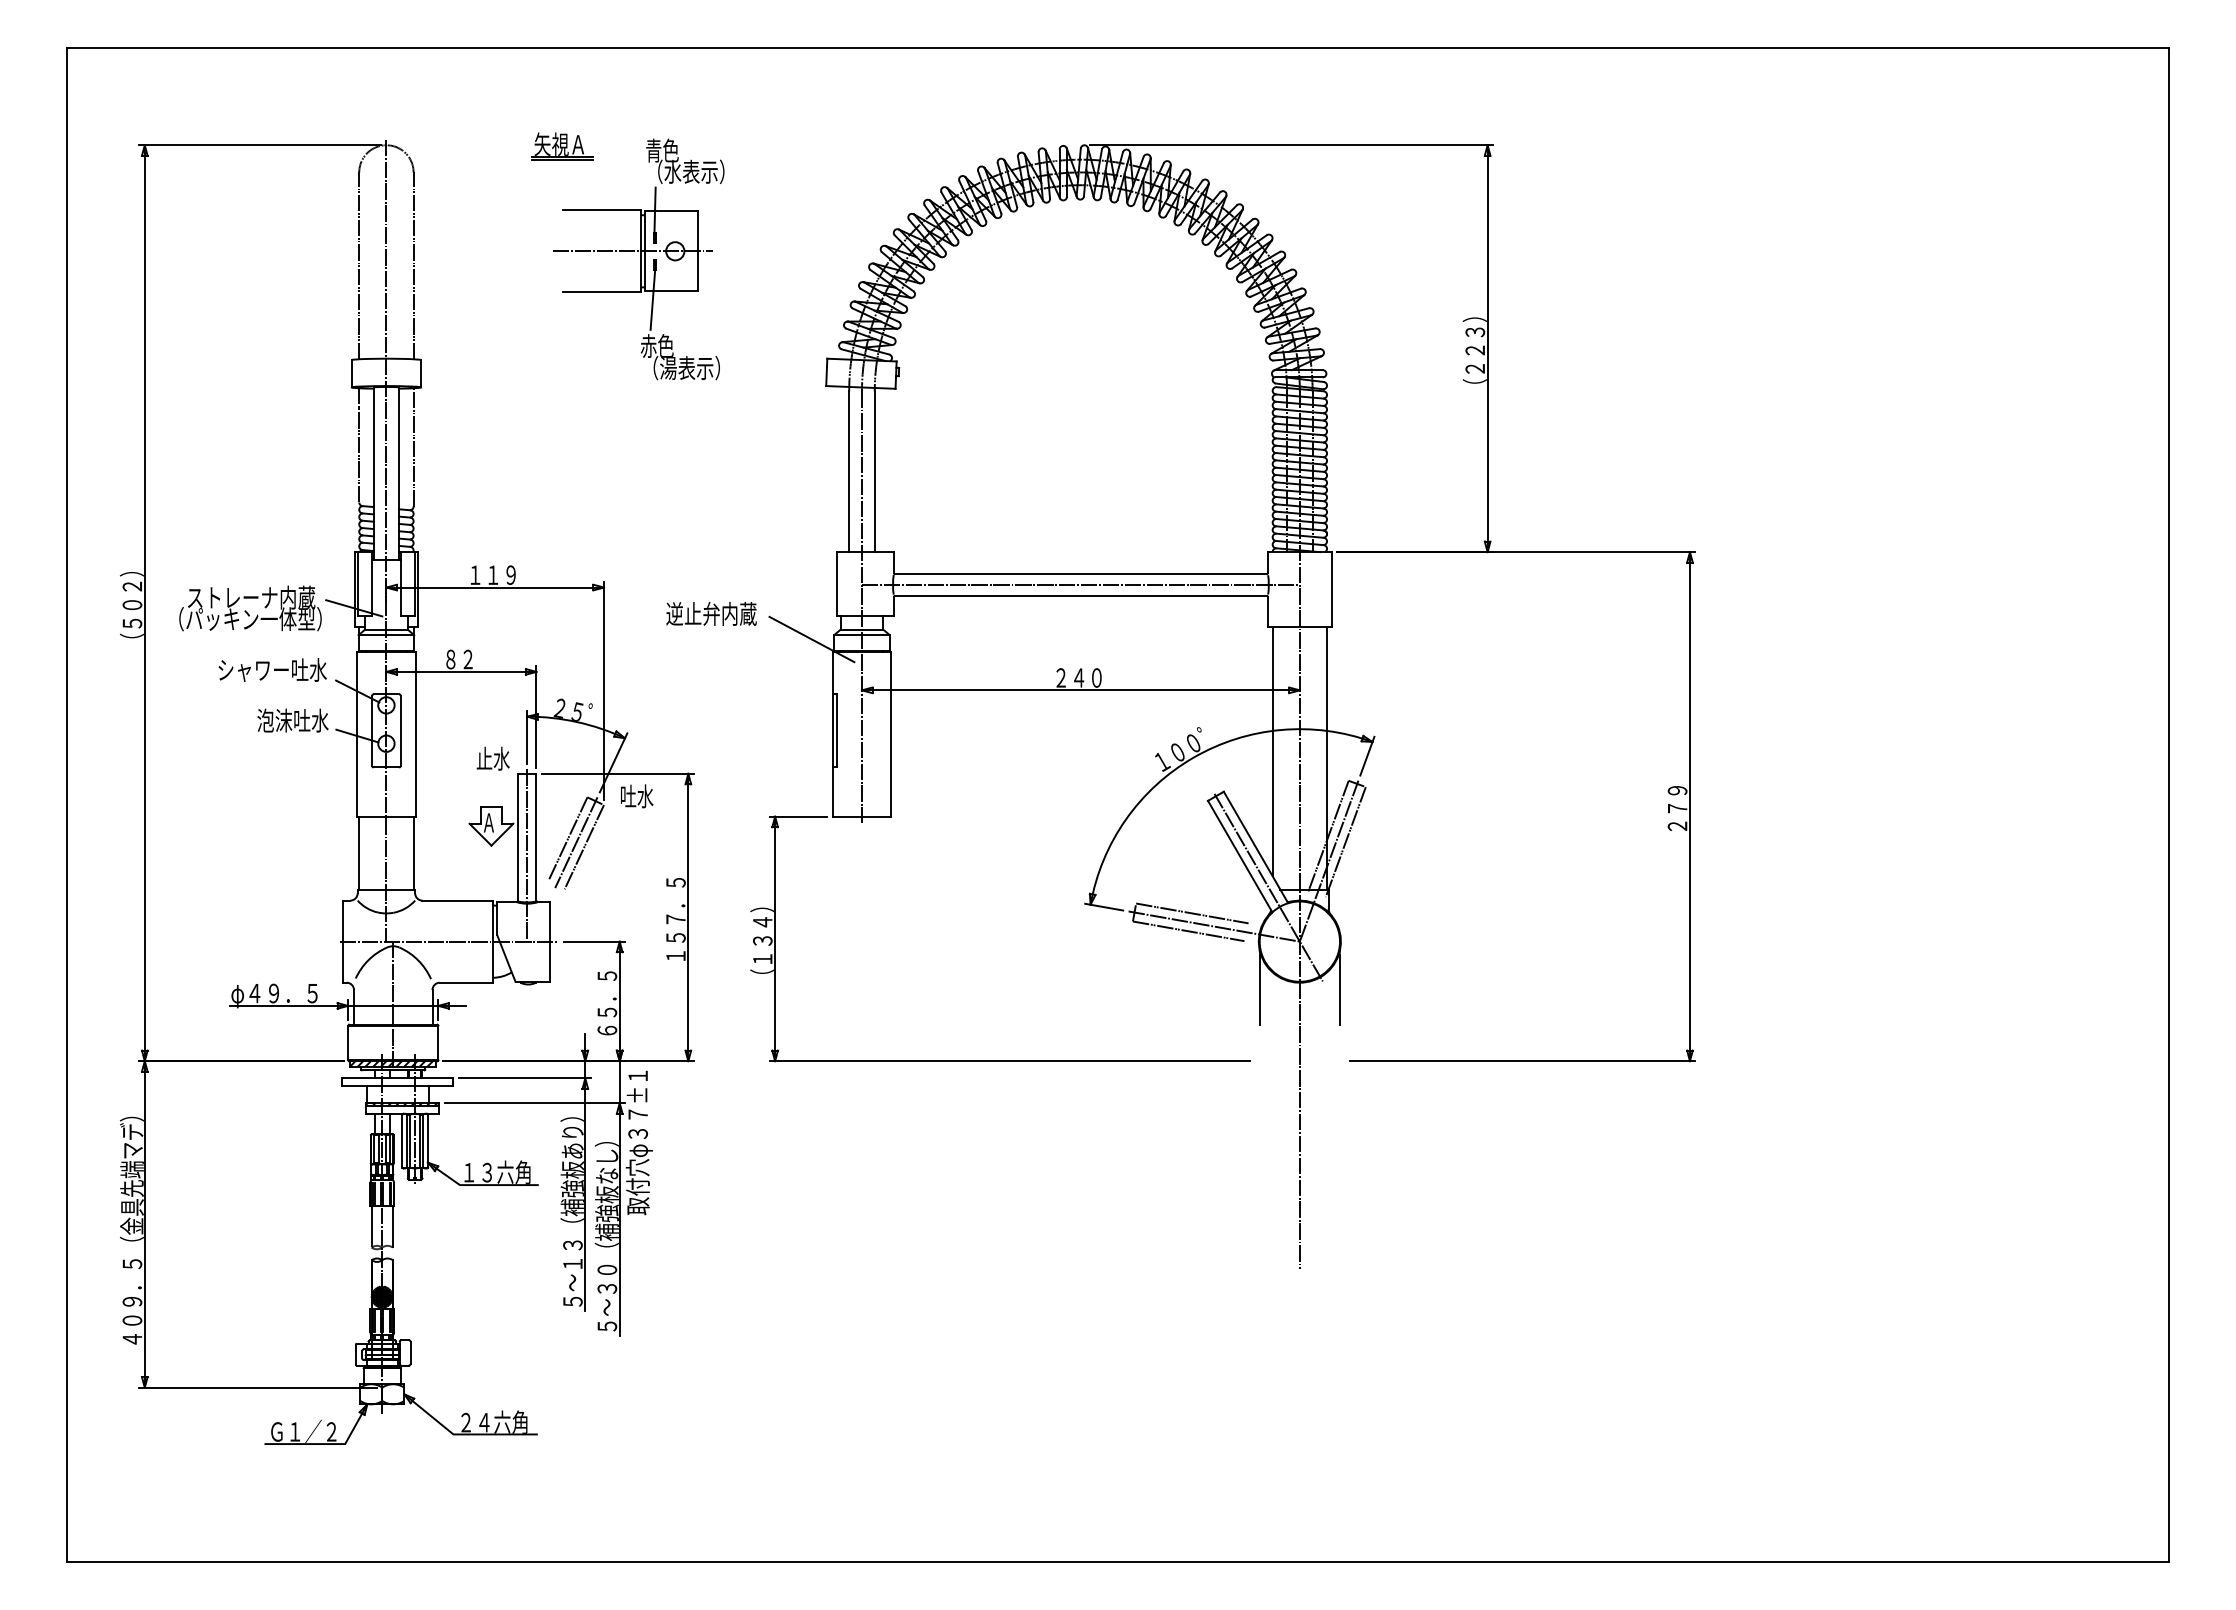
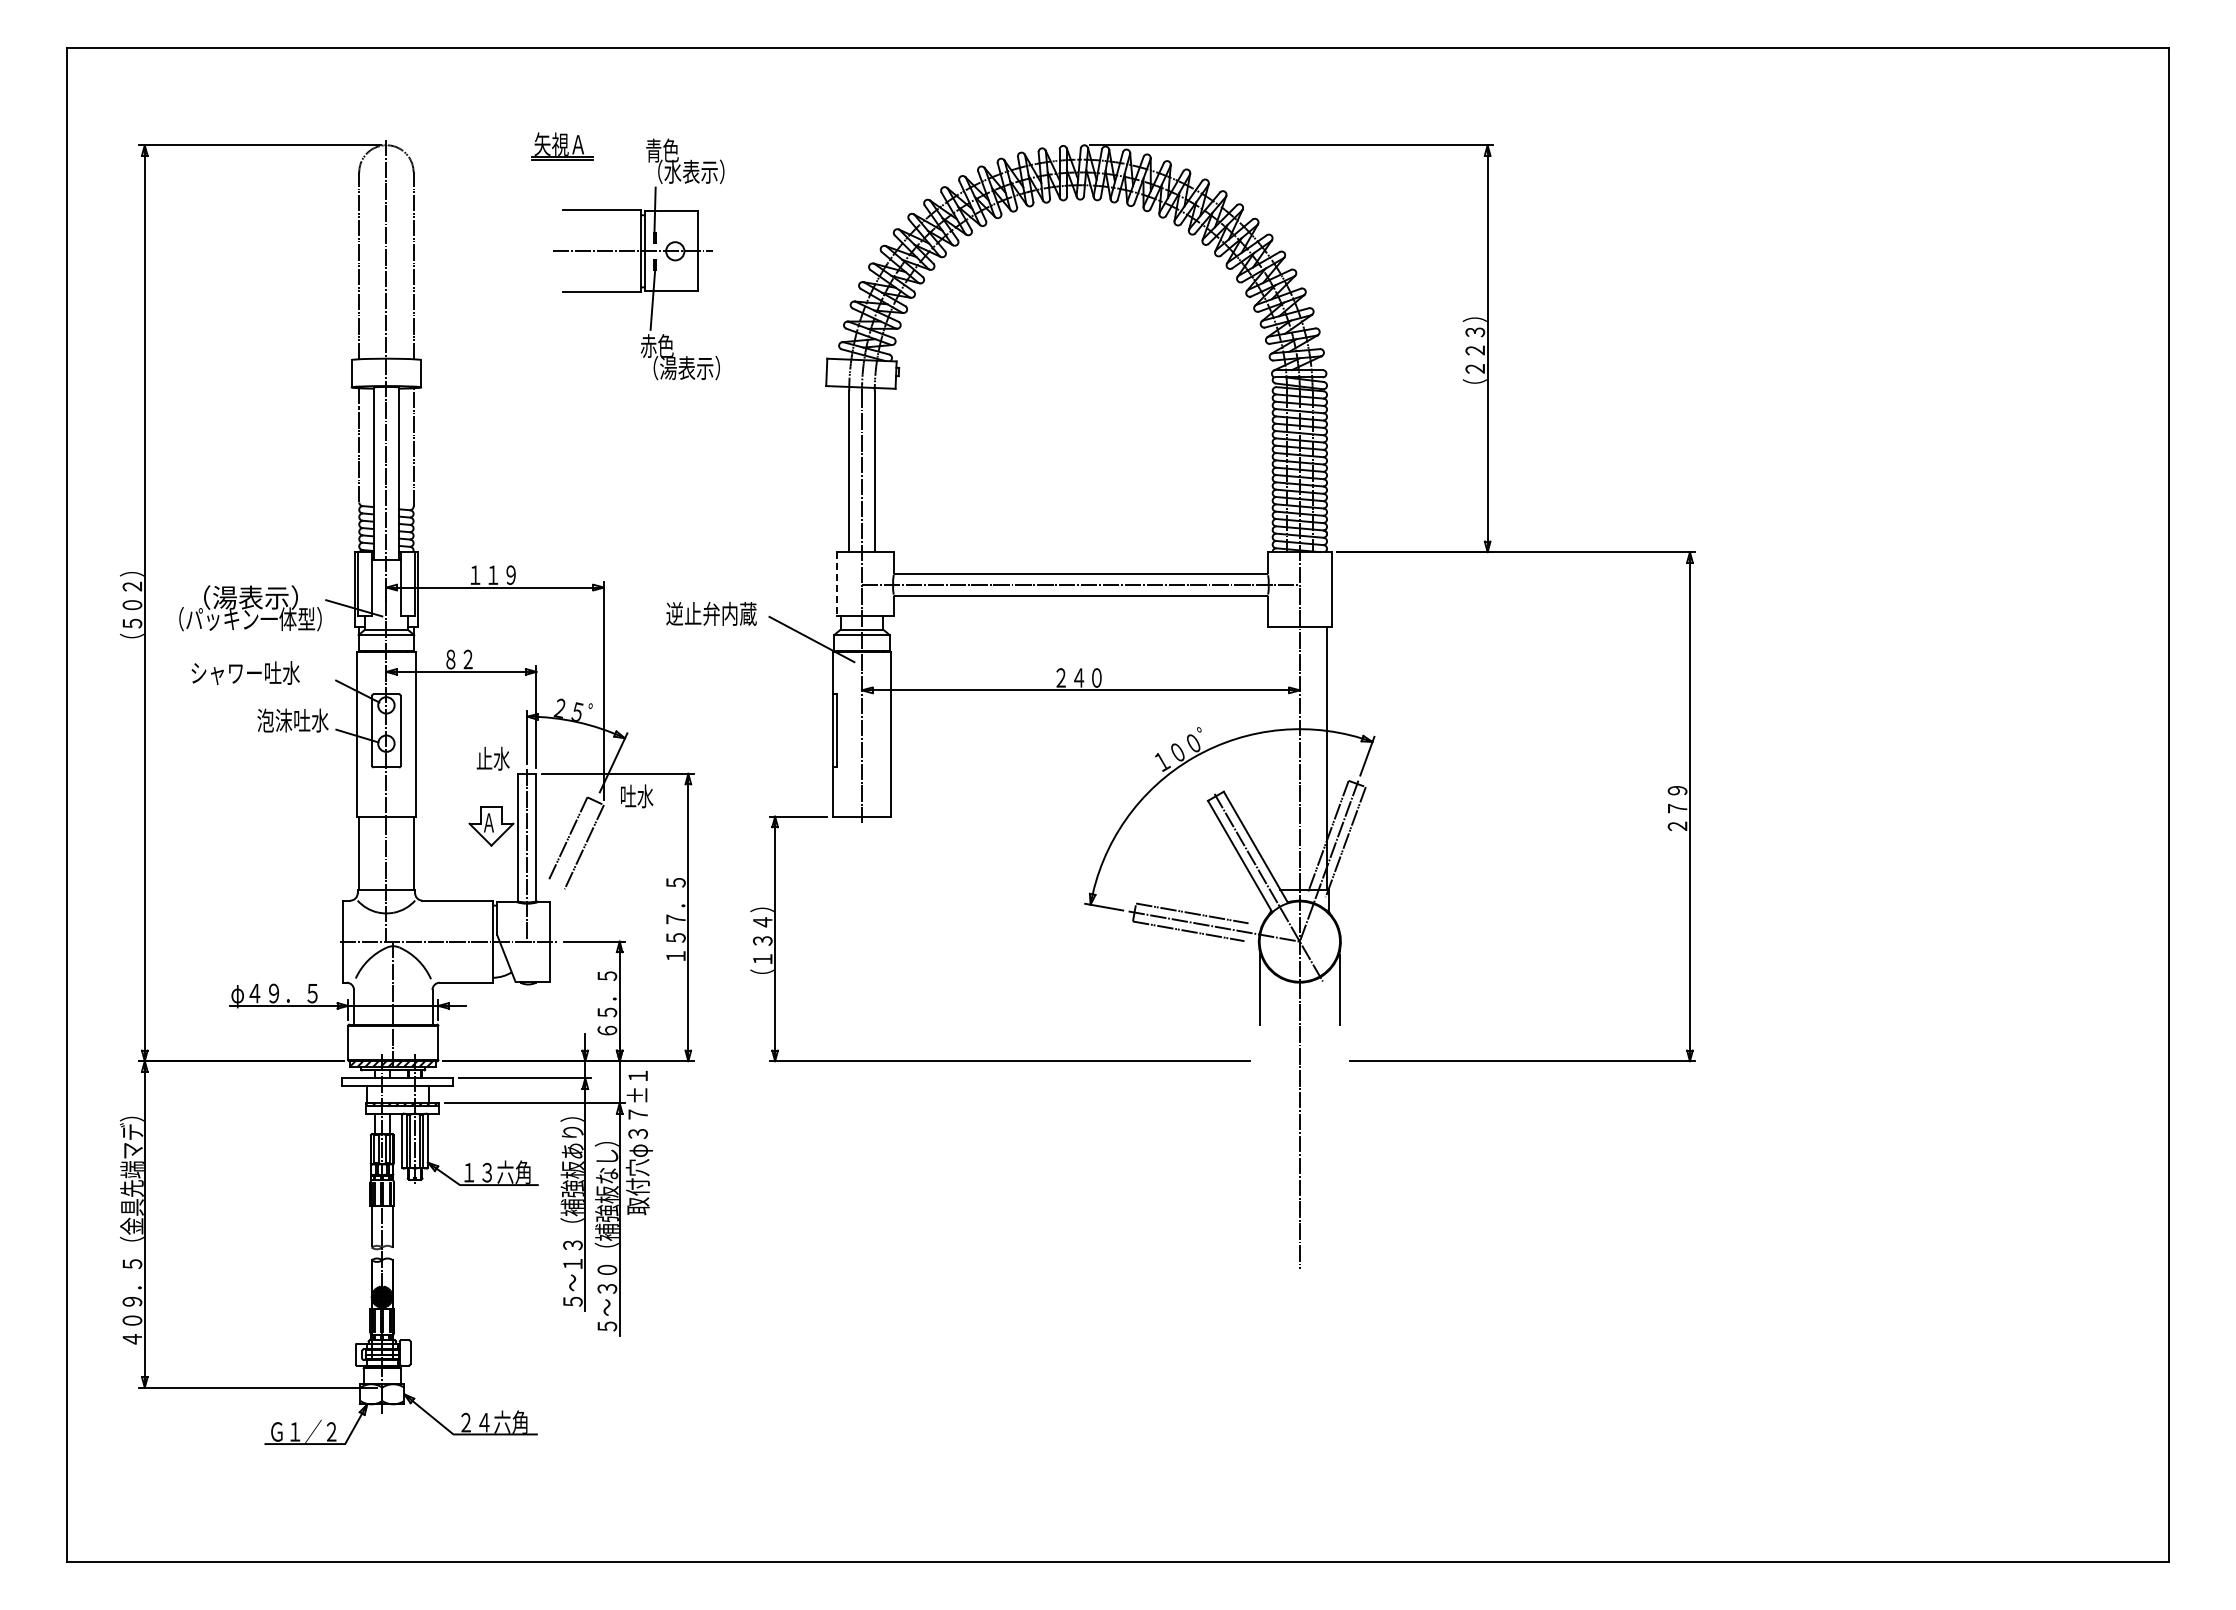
line: solid -> dashed (837, 584)
text: ストレーナ内蔵 -> （湯表示） (251, 597)
text position: (272, 669) -> (245, 672) (245, 672)
line: present -> none (1272, 751)
line: present -> none (576, 842)
